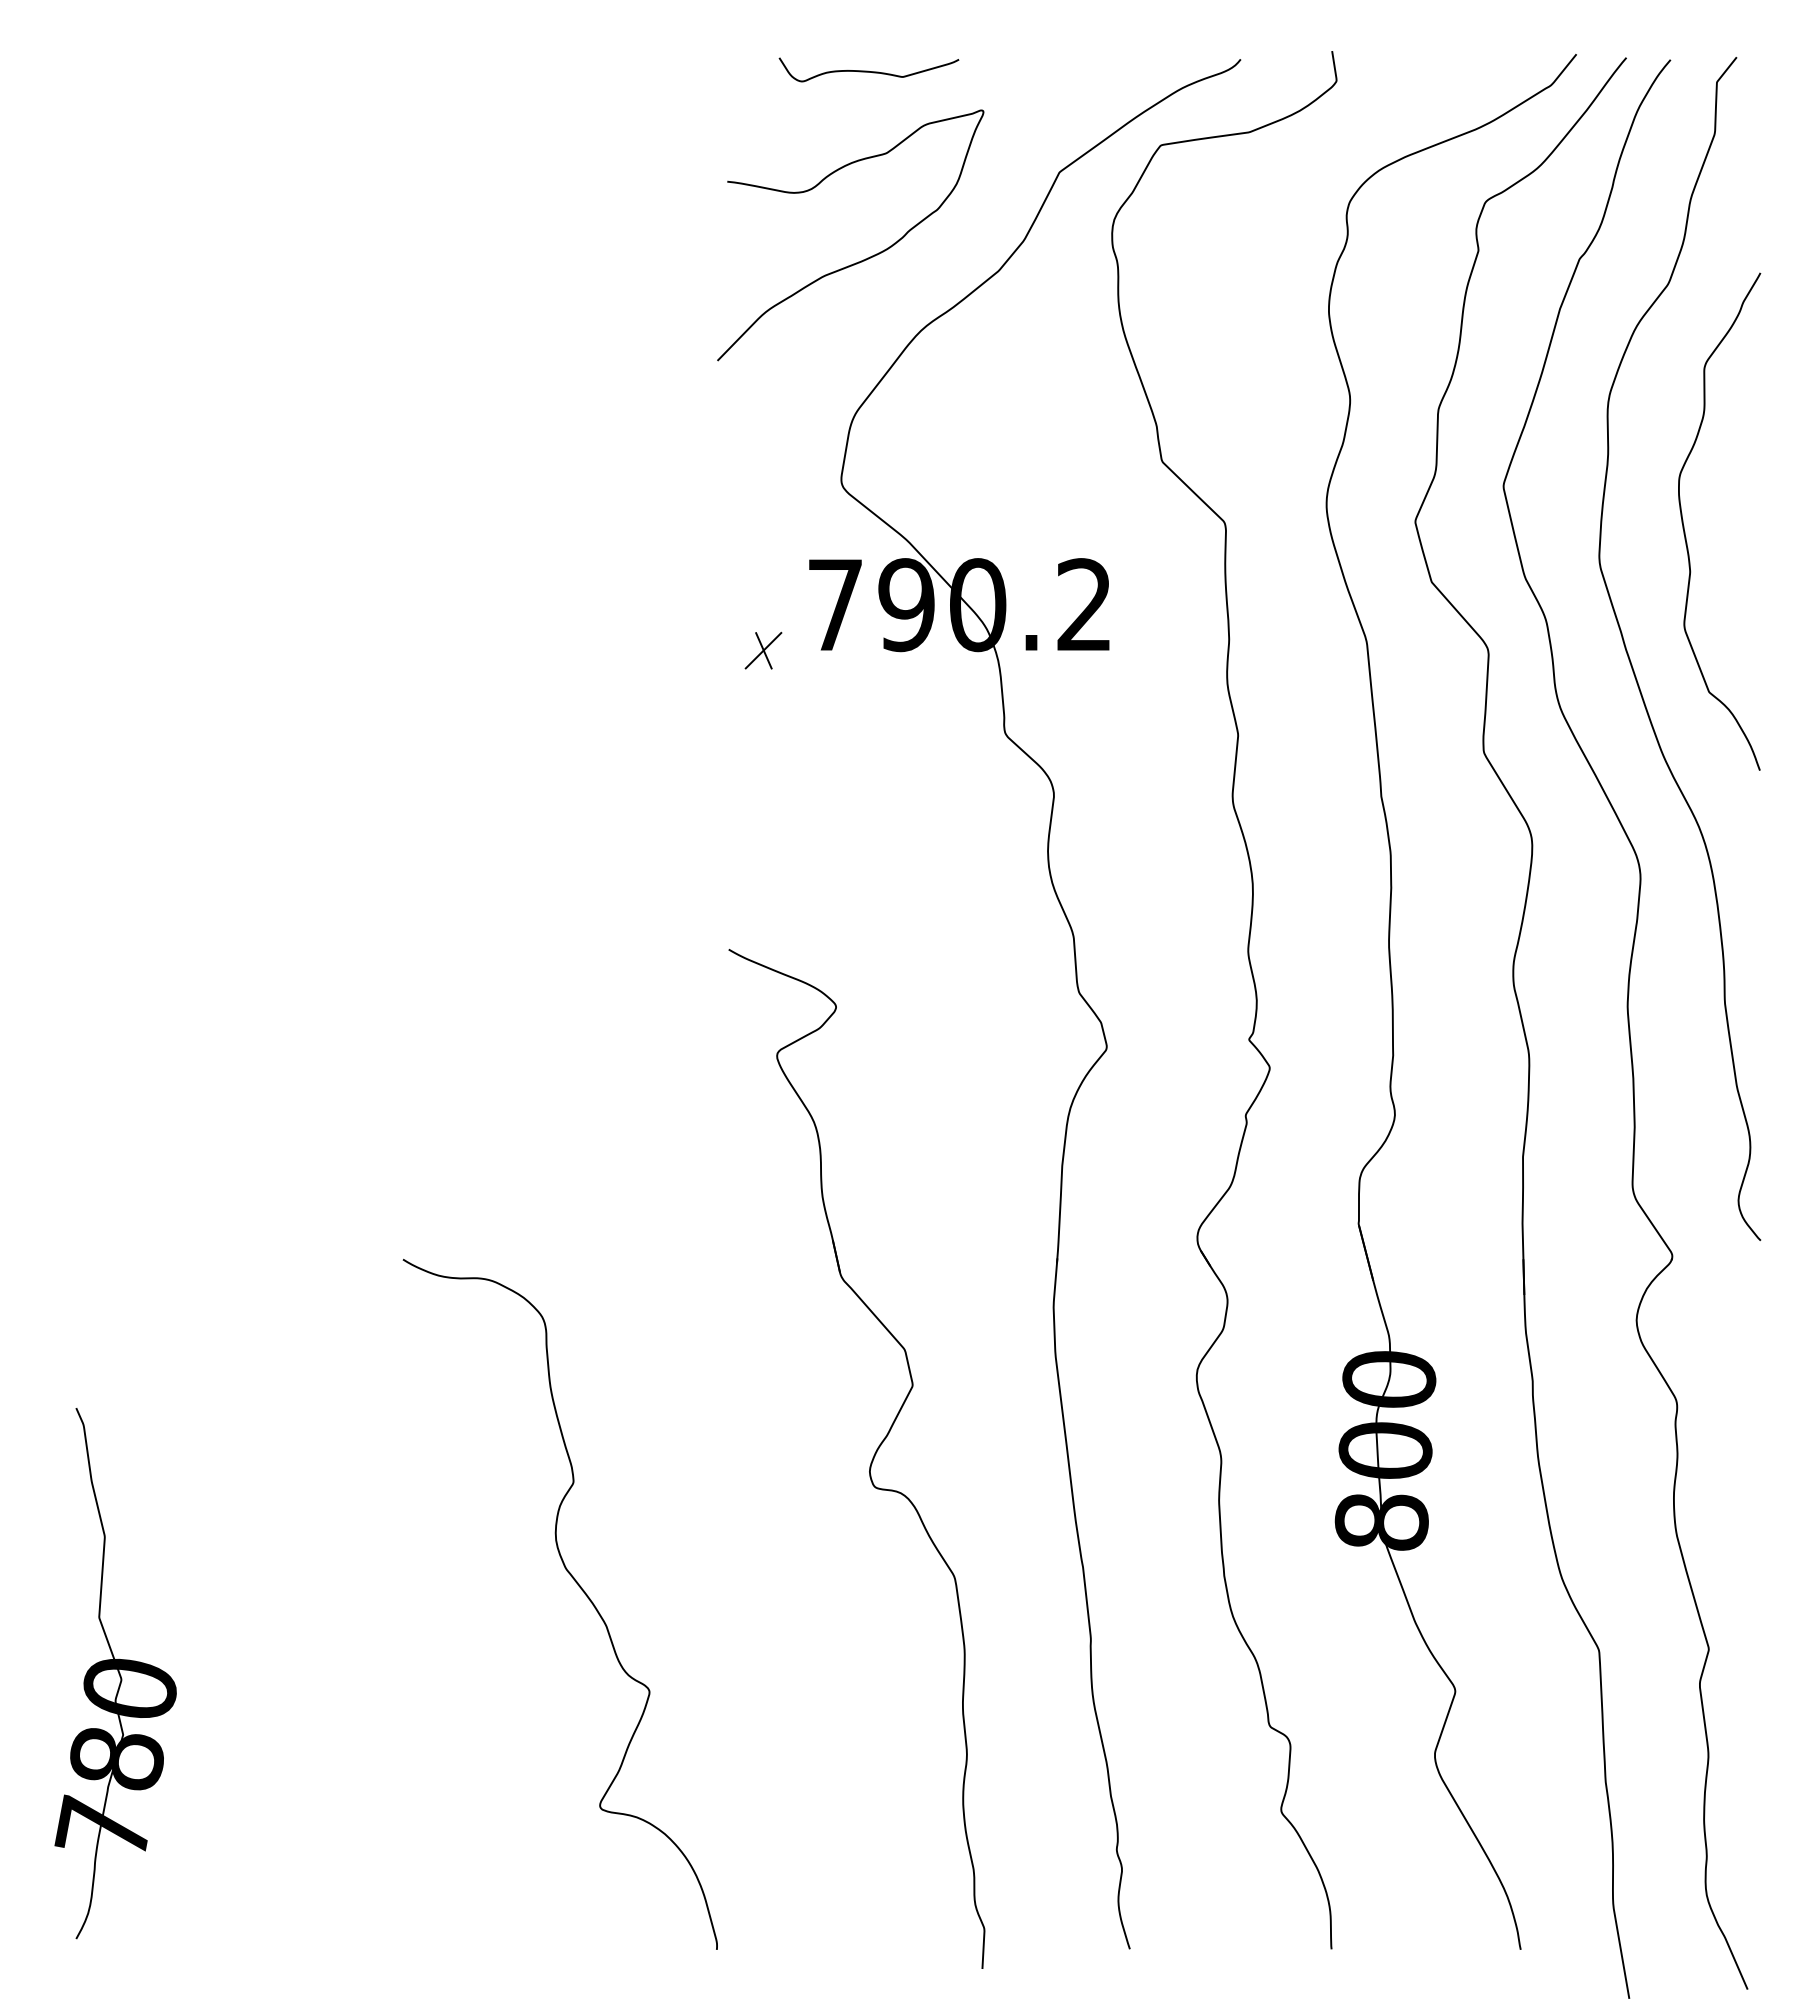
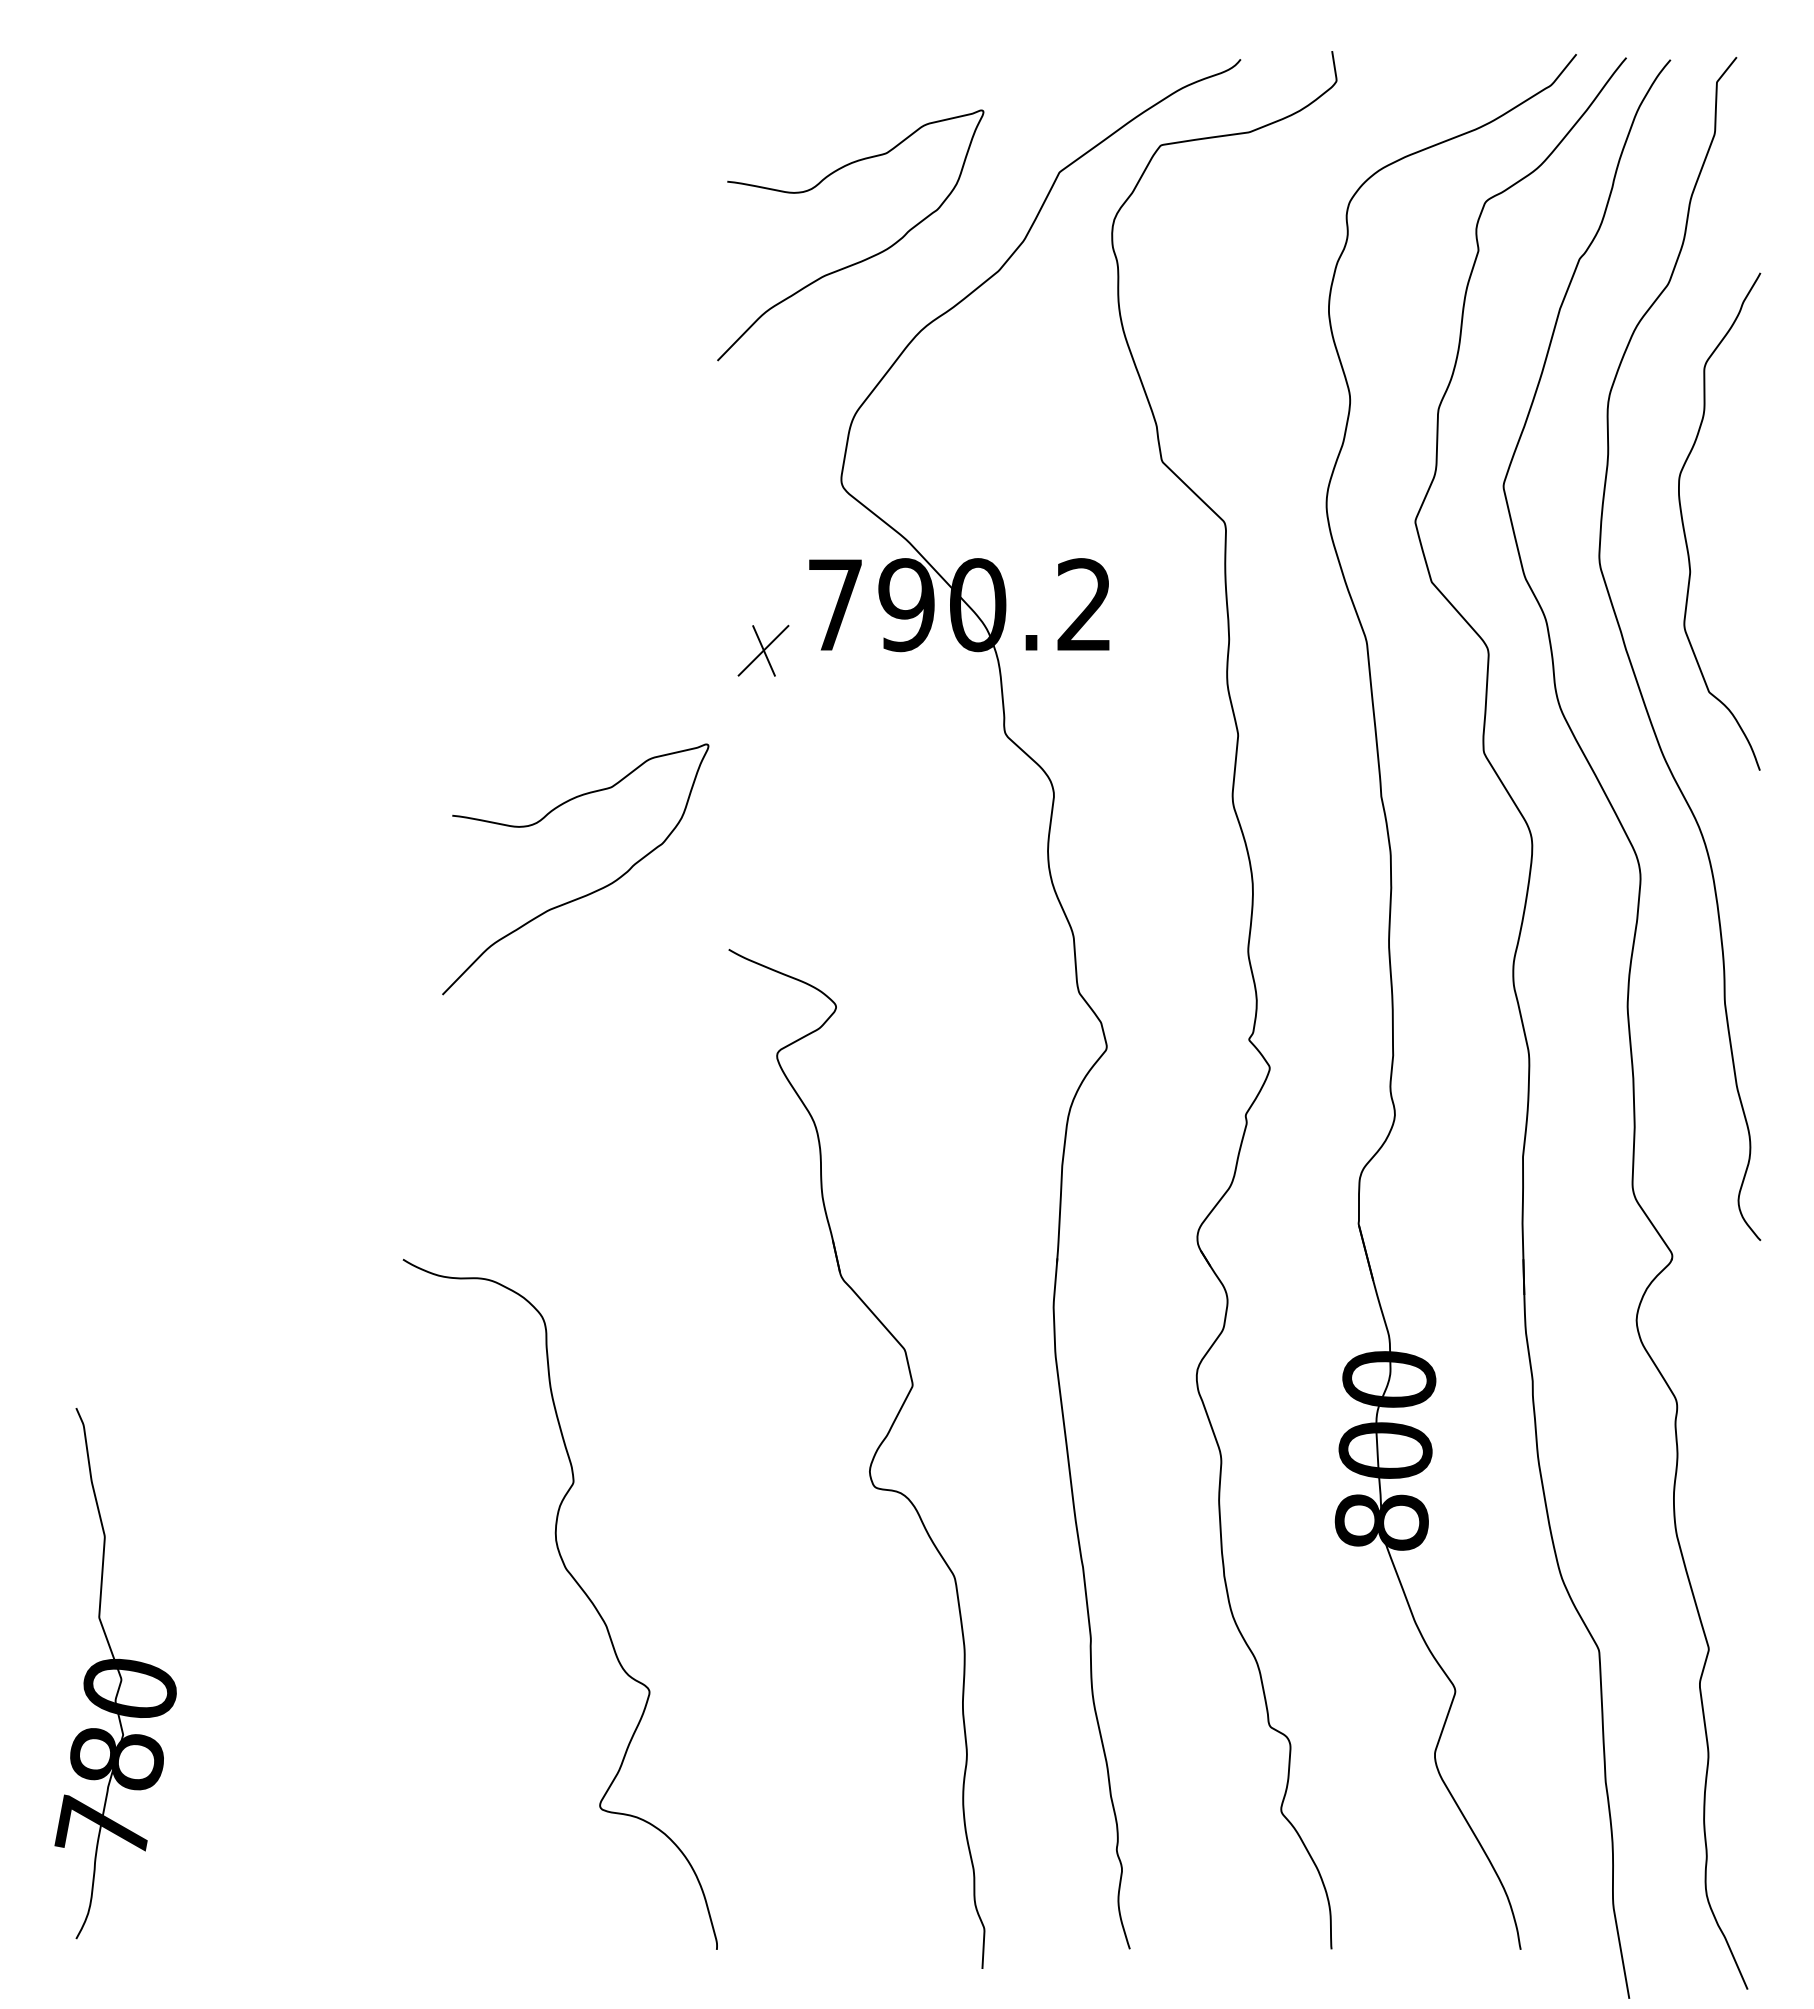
curve: present -> none (868, 70)
part size: 39x39 px -> 53x53 px (763, 650)
curve: none -> present (583, 895)
